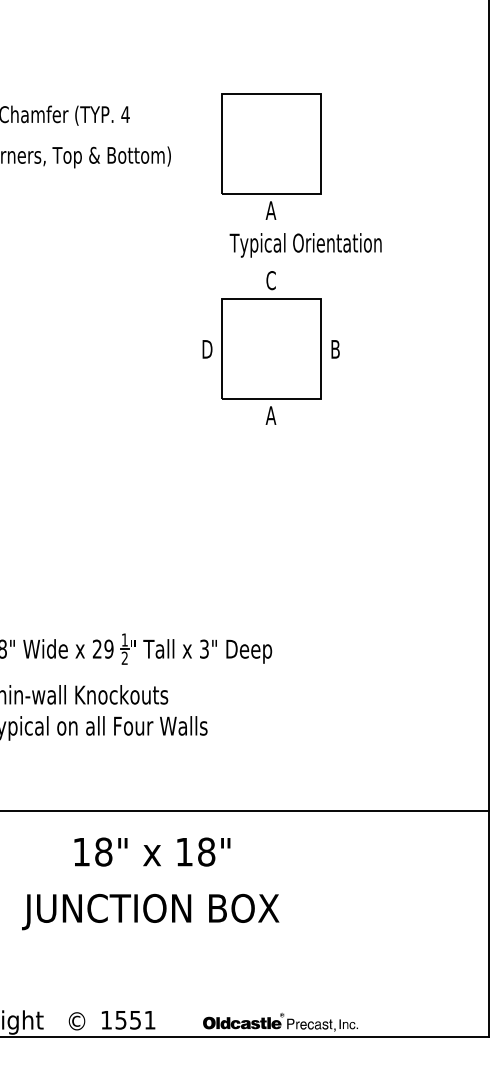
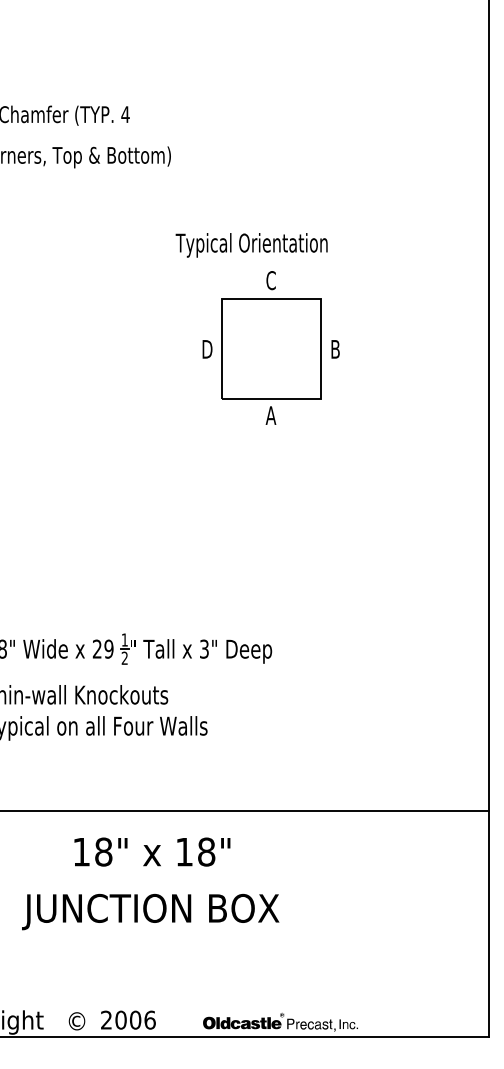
part: present -> none (271, 156)
text position: (305, 245) -> (251, 245) (251, 245)
text: 1551 -> 2006 (128, 1019)
